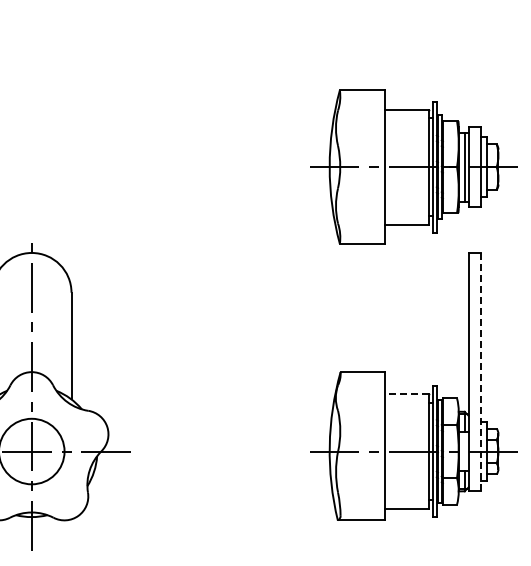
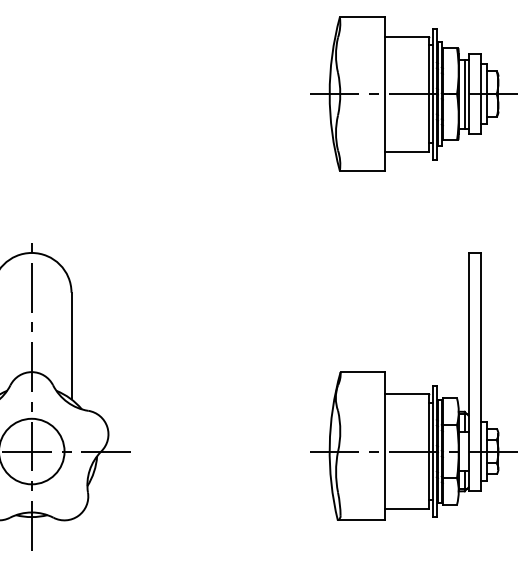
part position: (413, 166) -> (413, 93) (413, 93)
line: dashed -> solid (480, 372)
line: dashed -> solid (407, 393)
